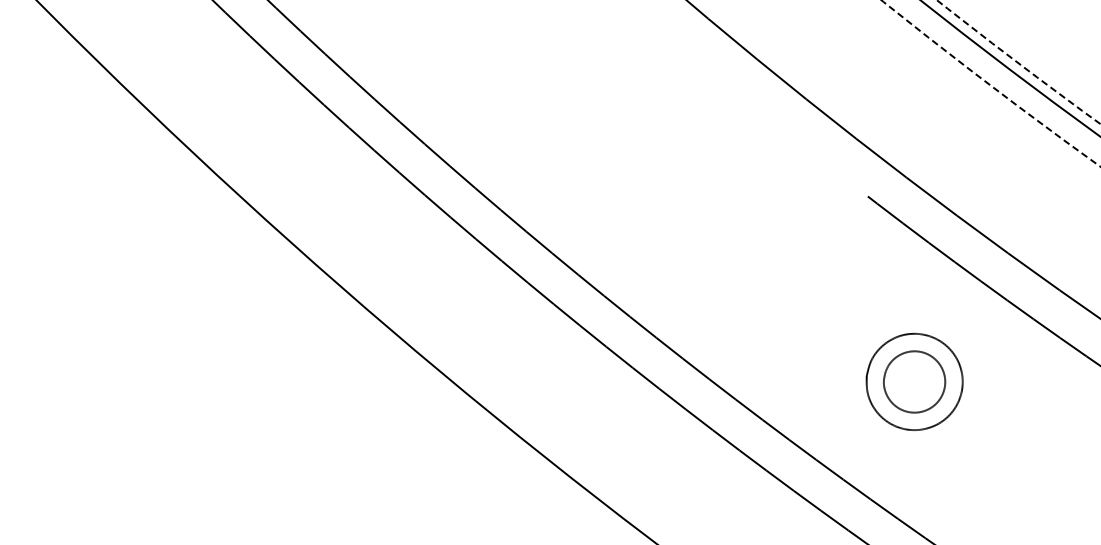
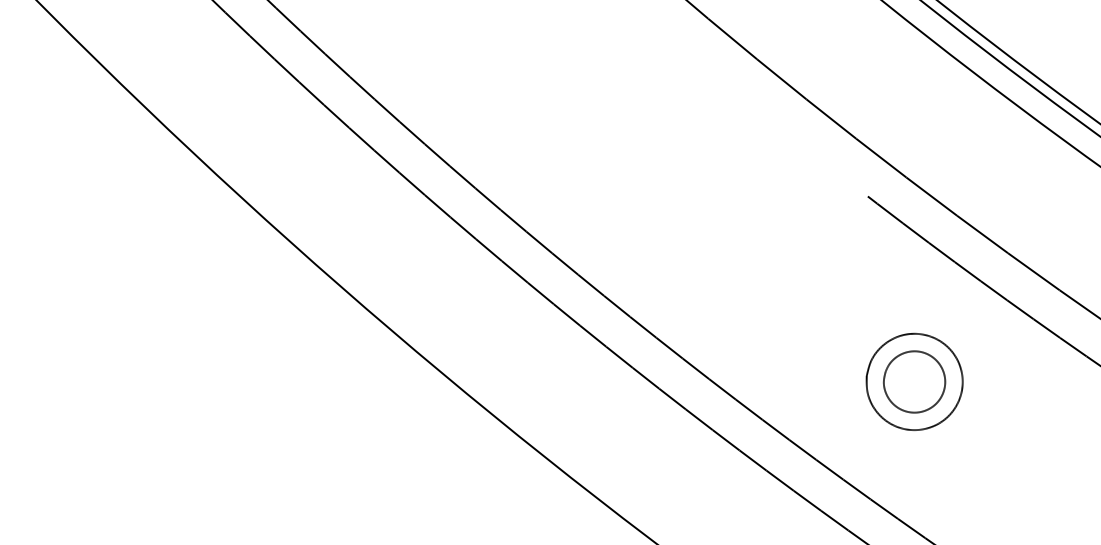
arc: dashed -> solid (1018, 63)
arc: dashed -> solid (989, 84)
